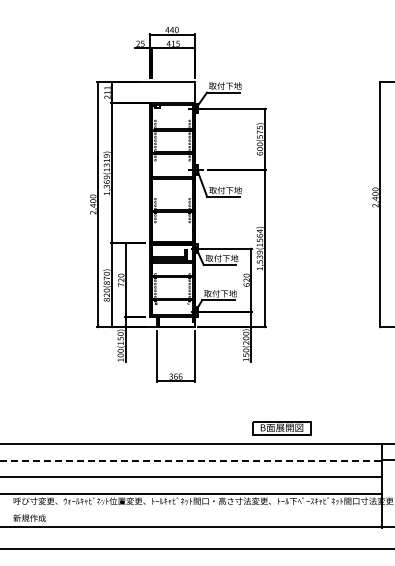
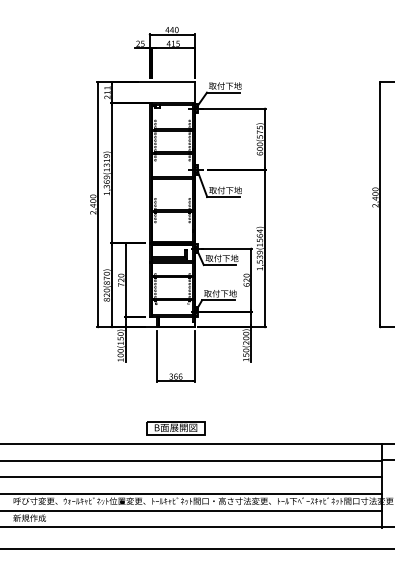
part position: (281, 428) -> (175, 428) (175, 428)
line: dashed -> solid (191, 460)
line: none -> present (191, 510)
